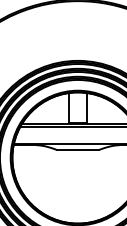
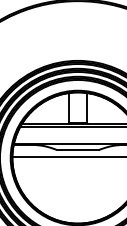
line: none -> present (67, 157)
